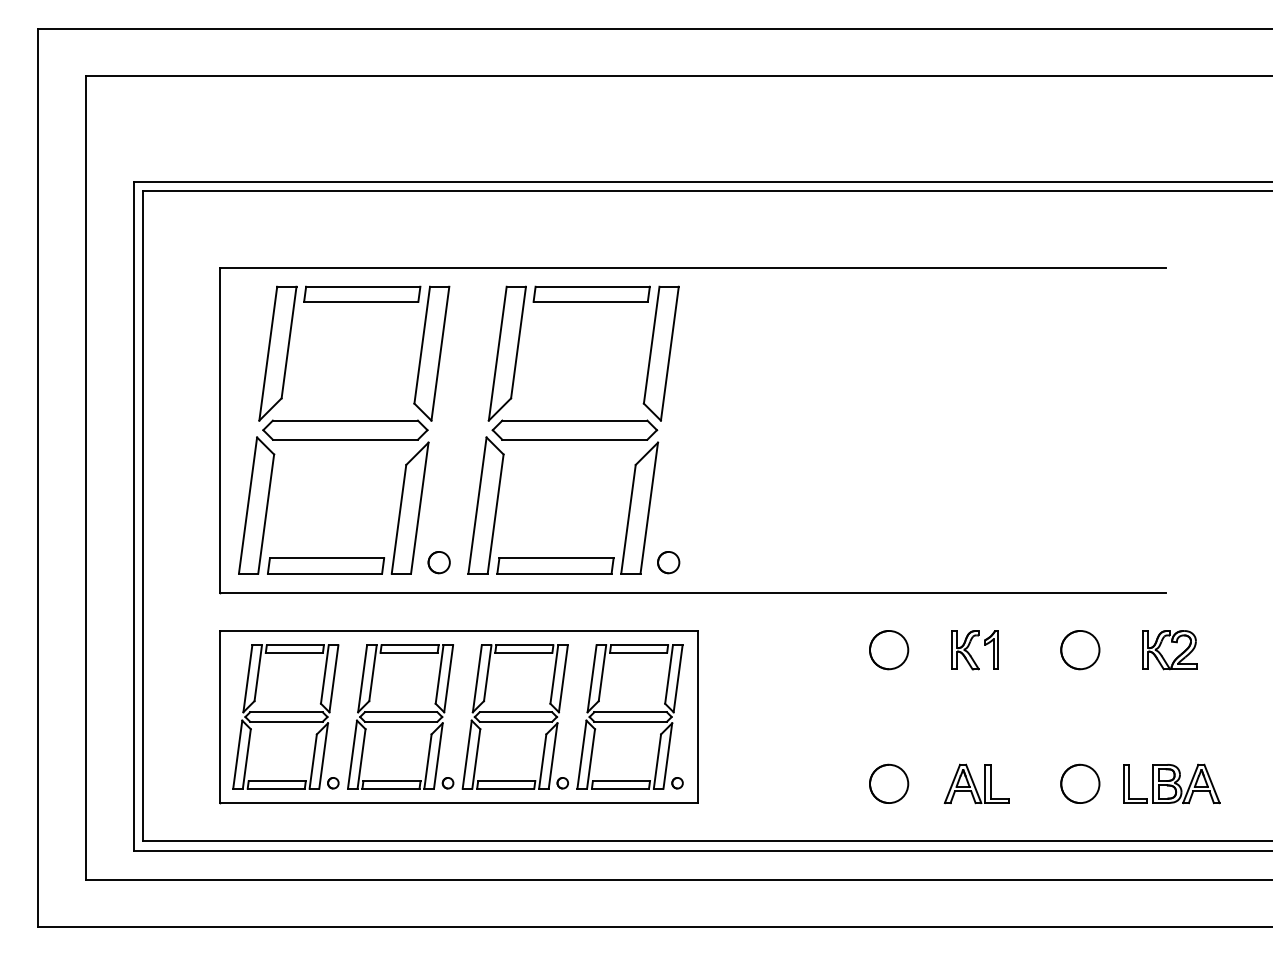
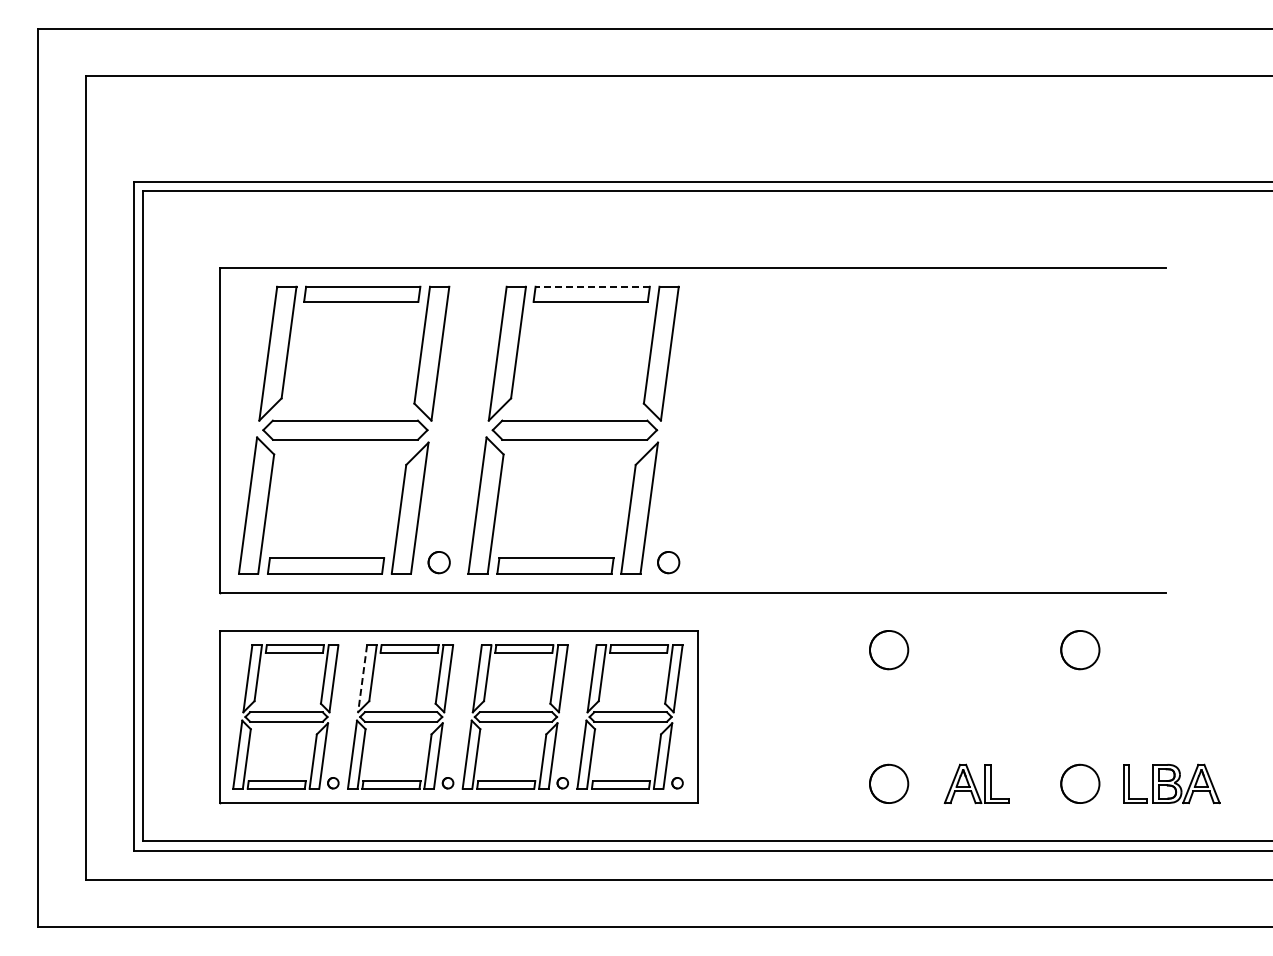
line: solid -> dashed (592, 286)
part: present -> none (1171, 642)
part: present -> none (974, 650)
line: solid -> dashed (362, 678)
